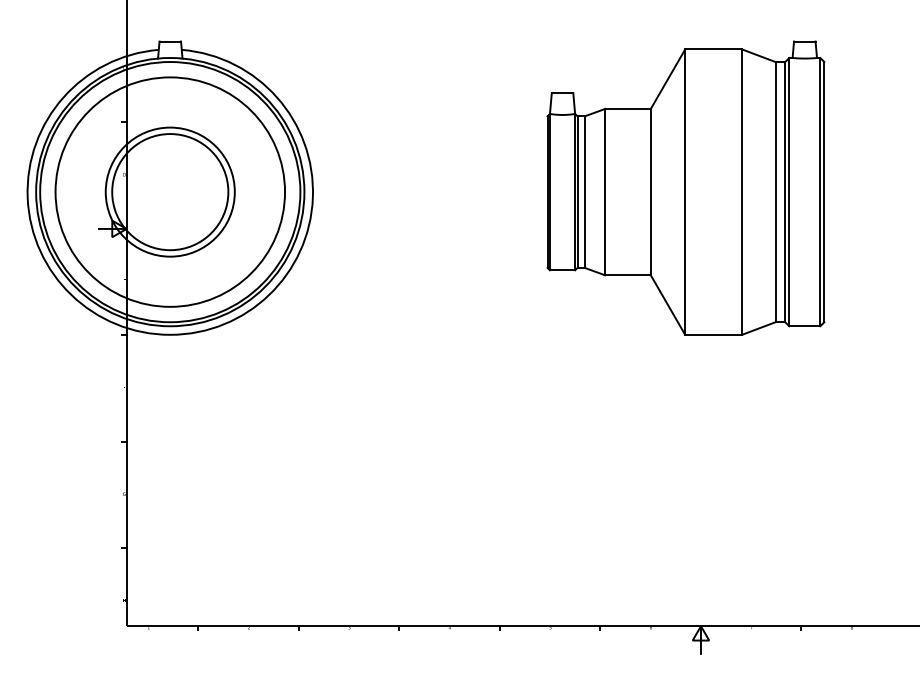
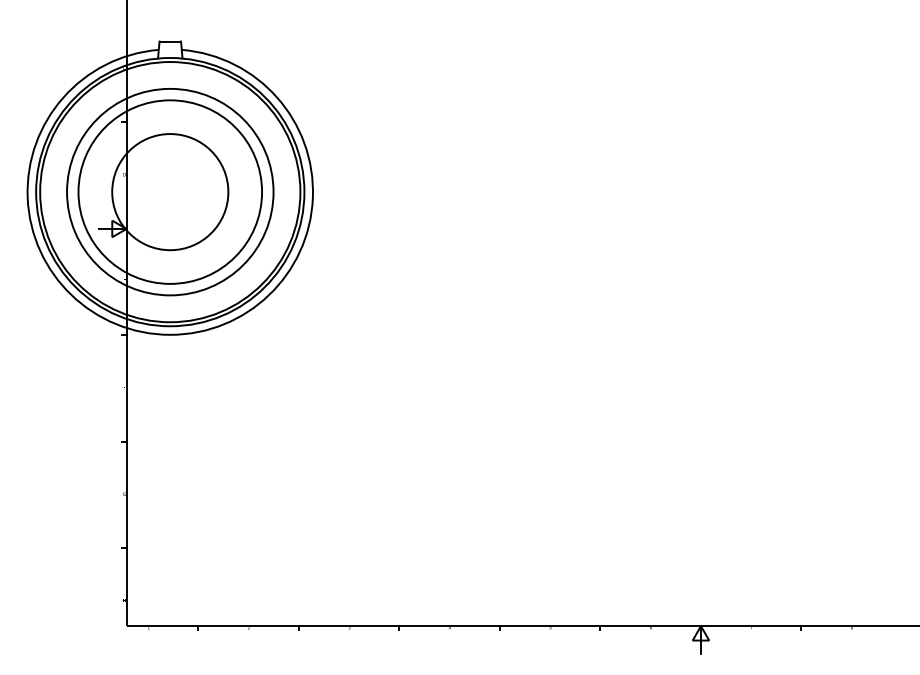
part: present -> none (685, 187)
circle diameter: 129 px -> 207 px (170, 191)
circle diameter: 229 px -> 184 px (170, 191)
